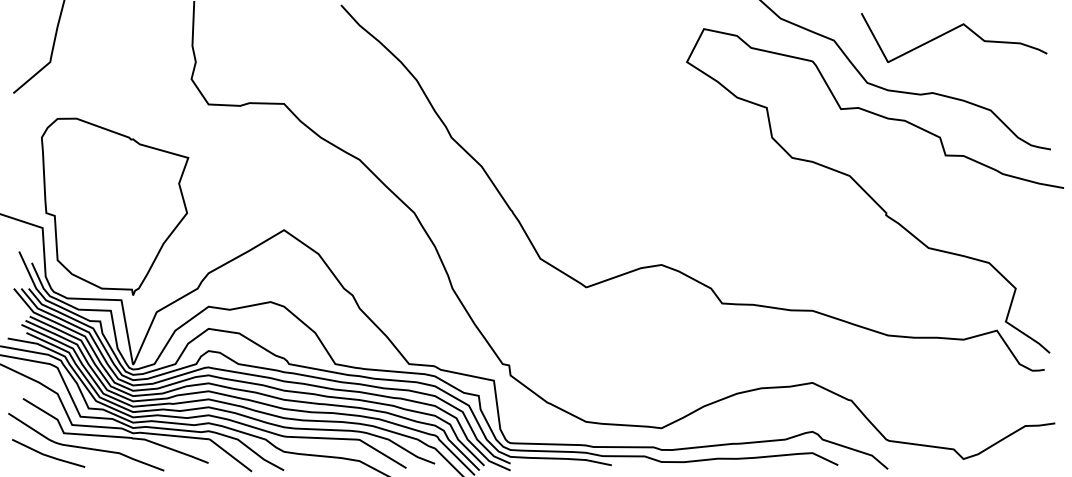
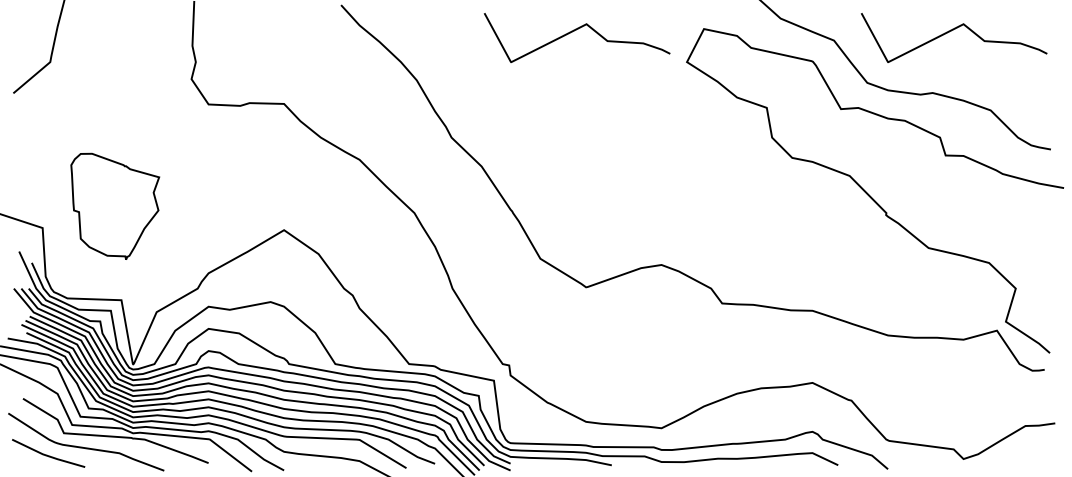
curve: none -> present (574, 31)
part size: 149x179 px -> 91x108 px (115, 205)
